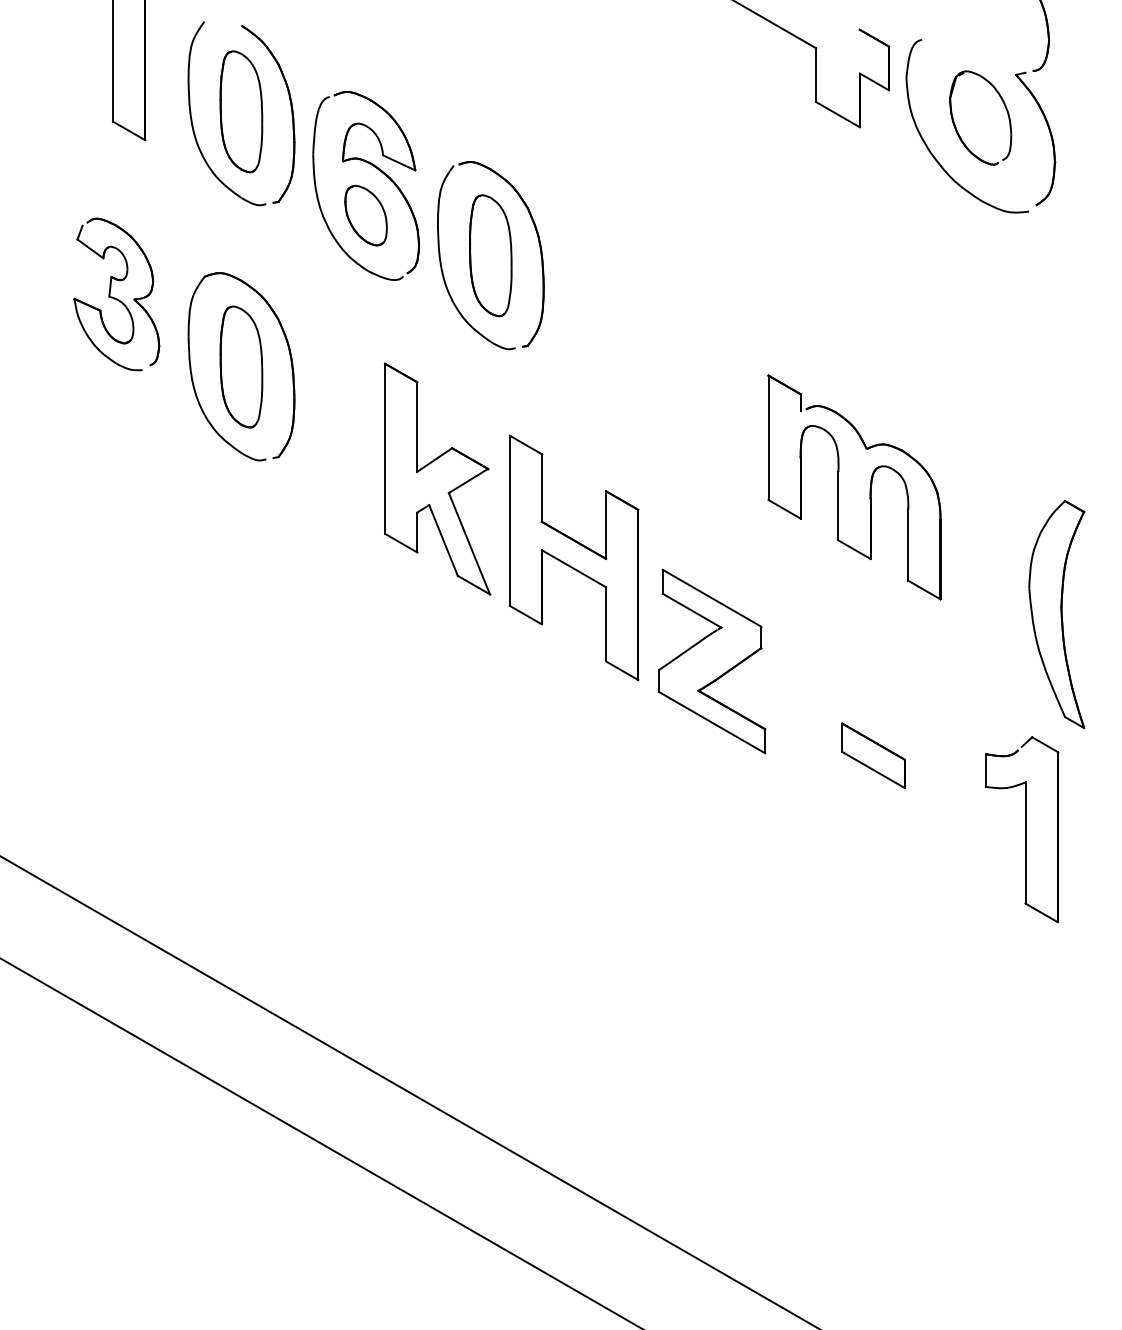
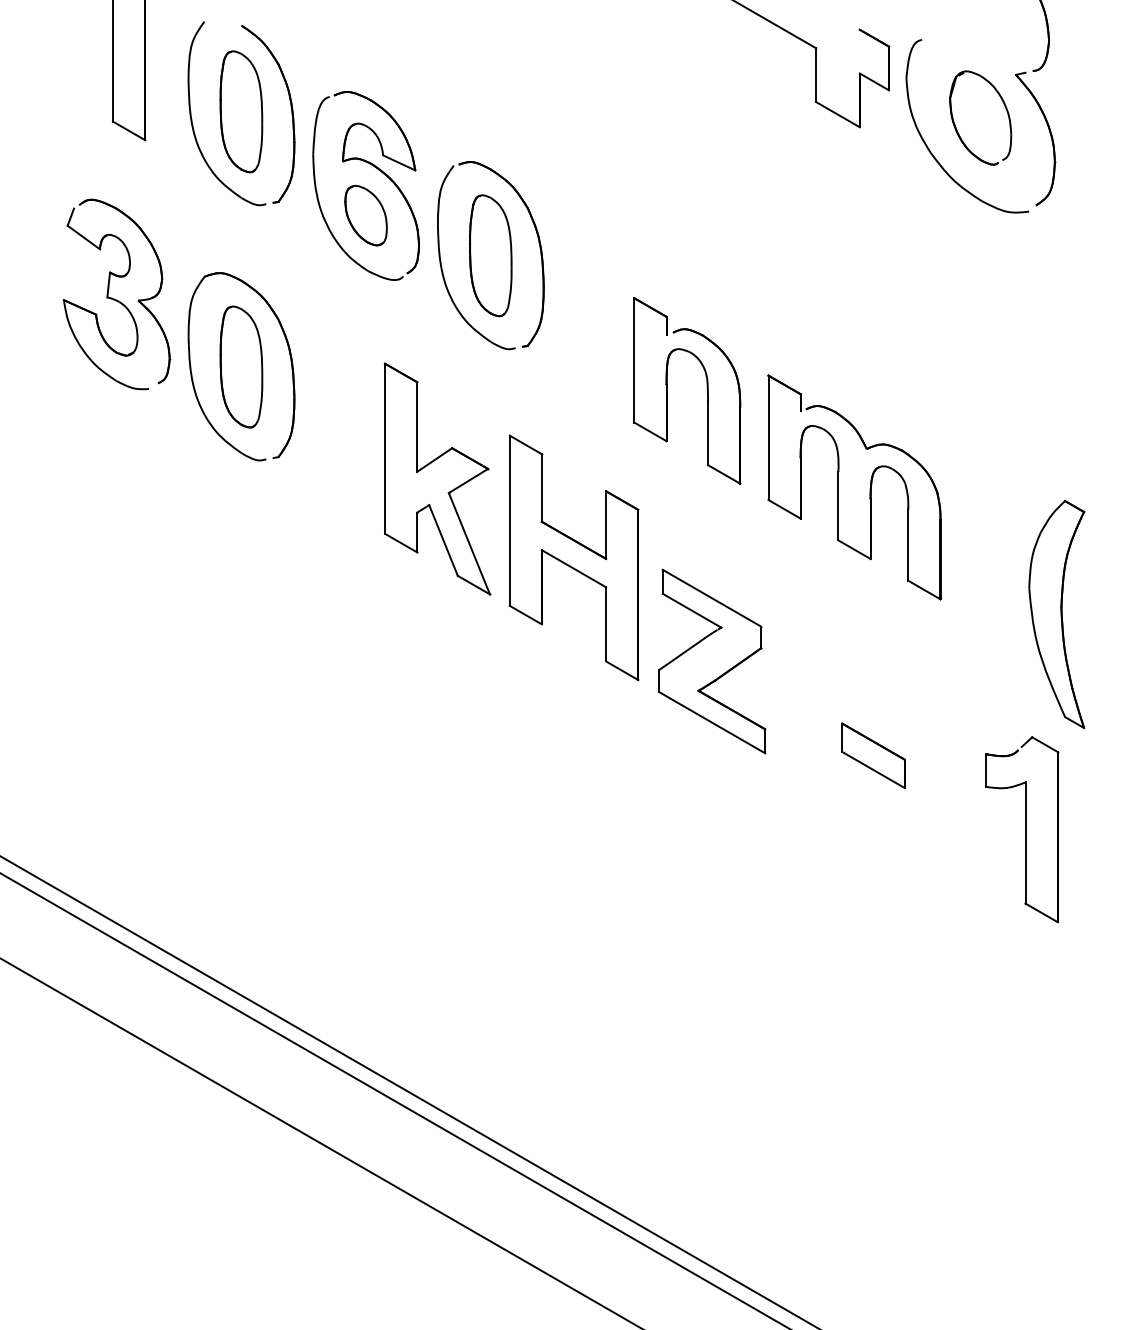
part size: 88x155 px -> 110x193 px (116, 294)
part: none -> present (706, 388)
line: none -> present (393, 1100)
